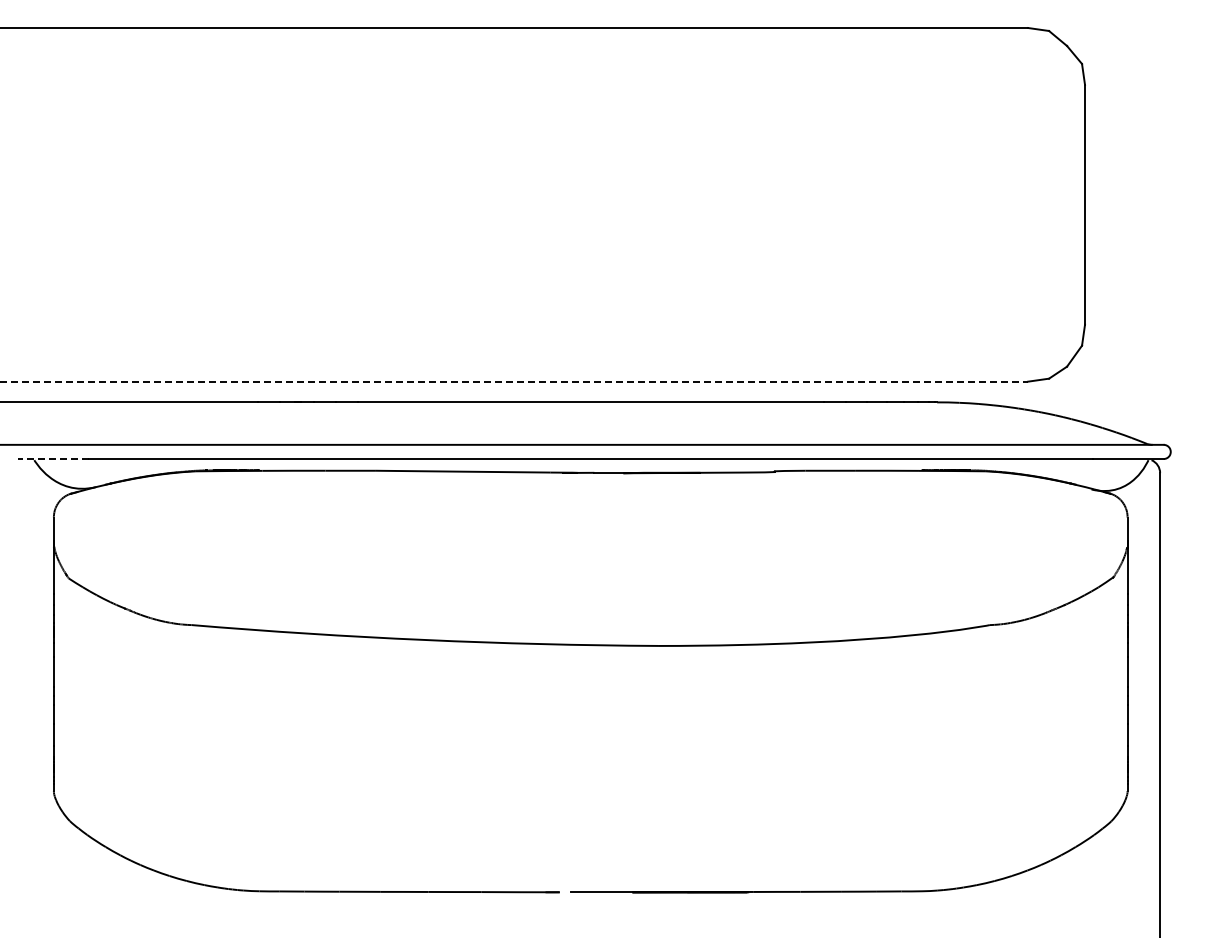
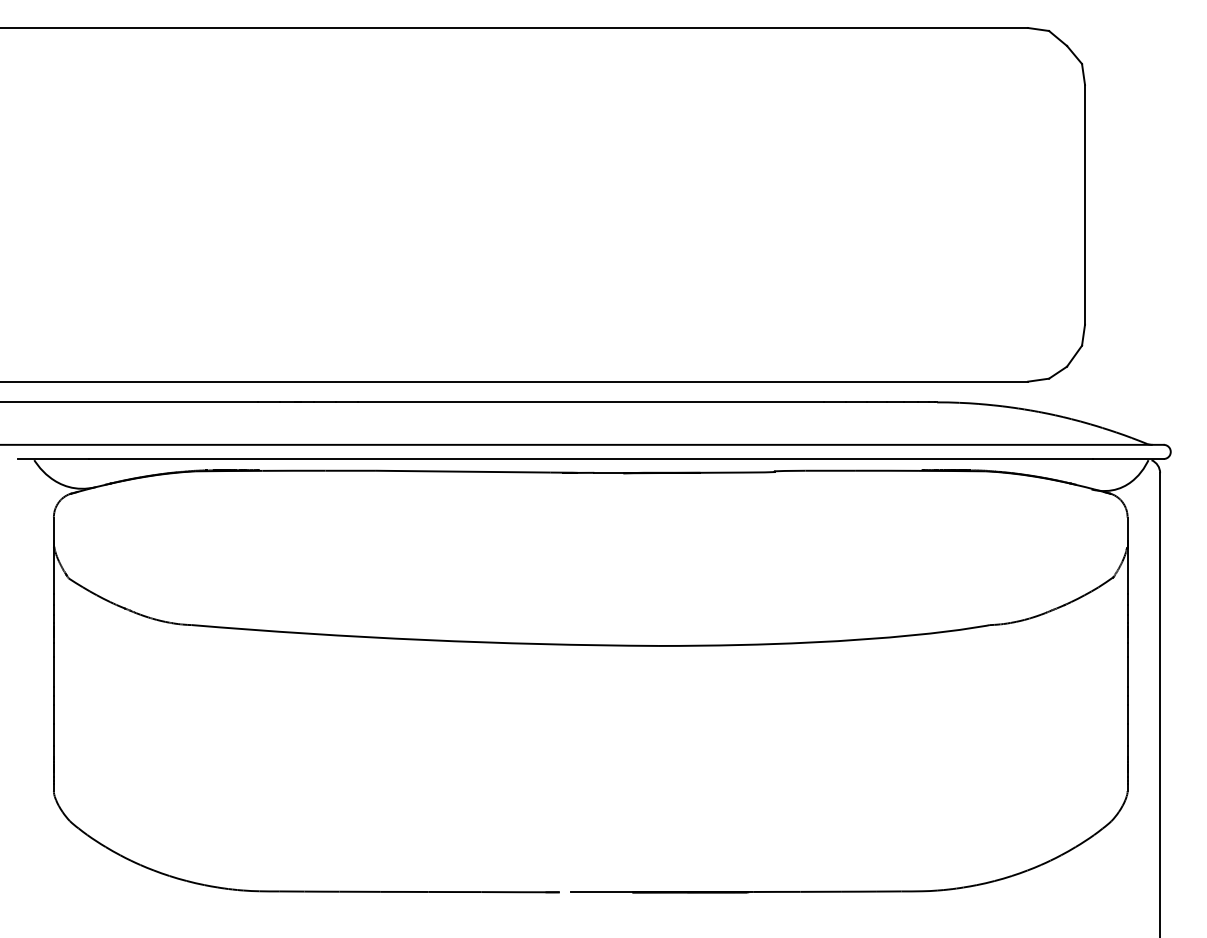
line: dashed -> solid (514, 381)
line: dashed -> solid (52, 459)
